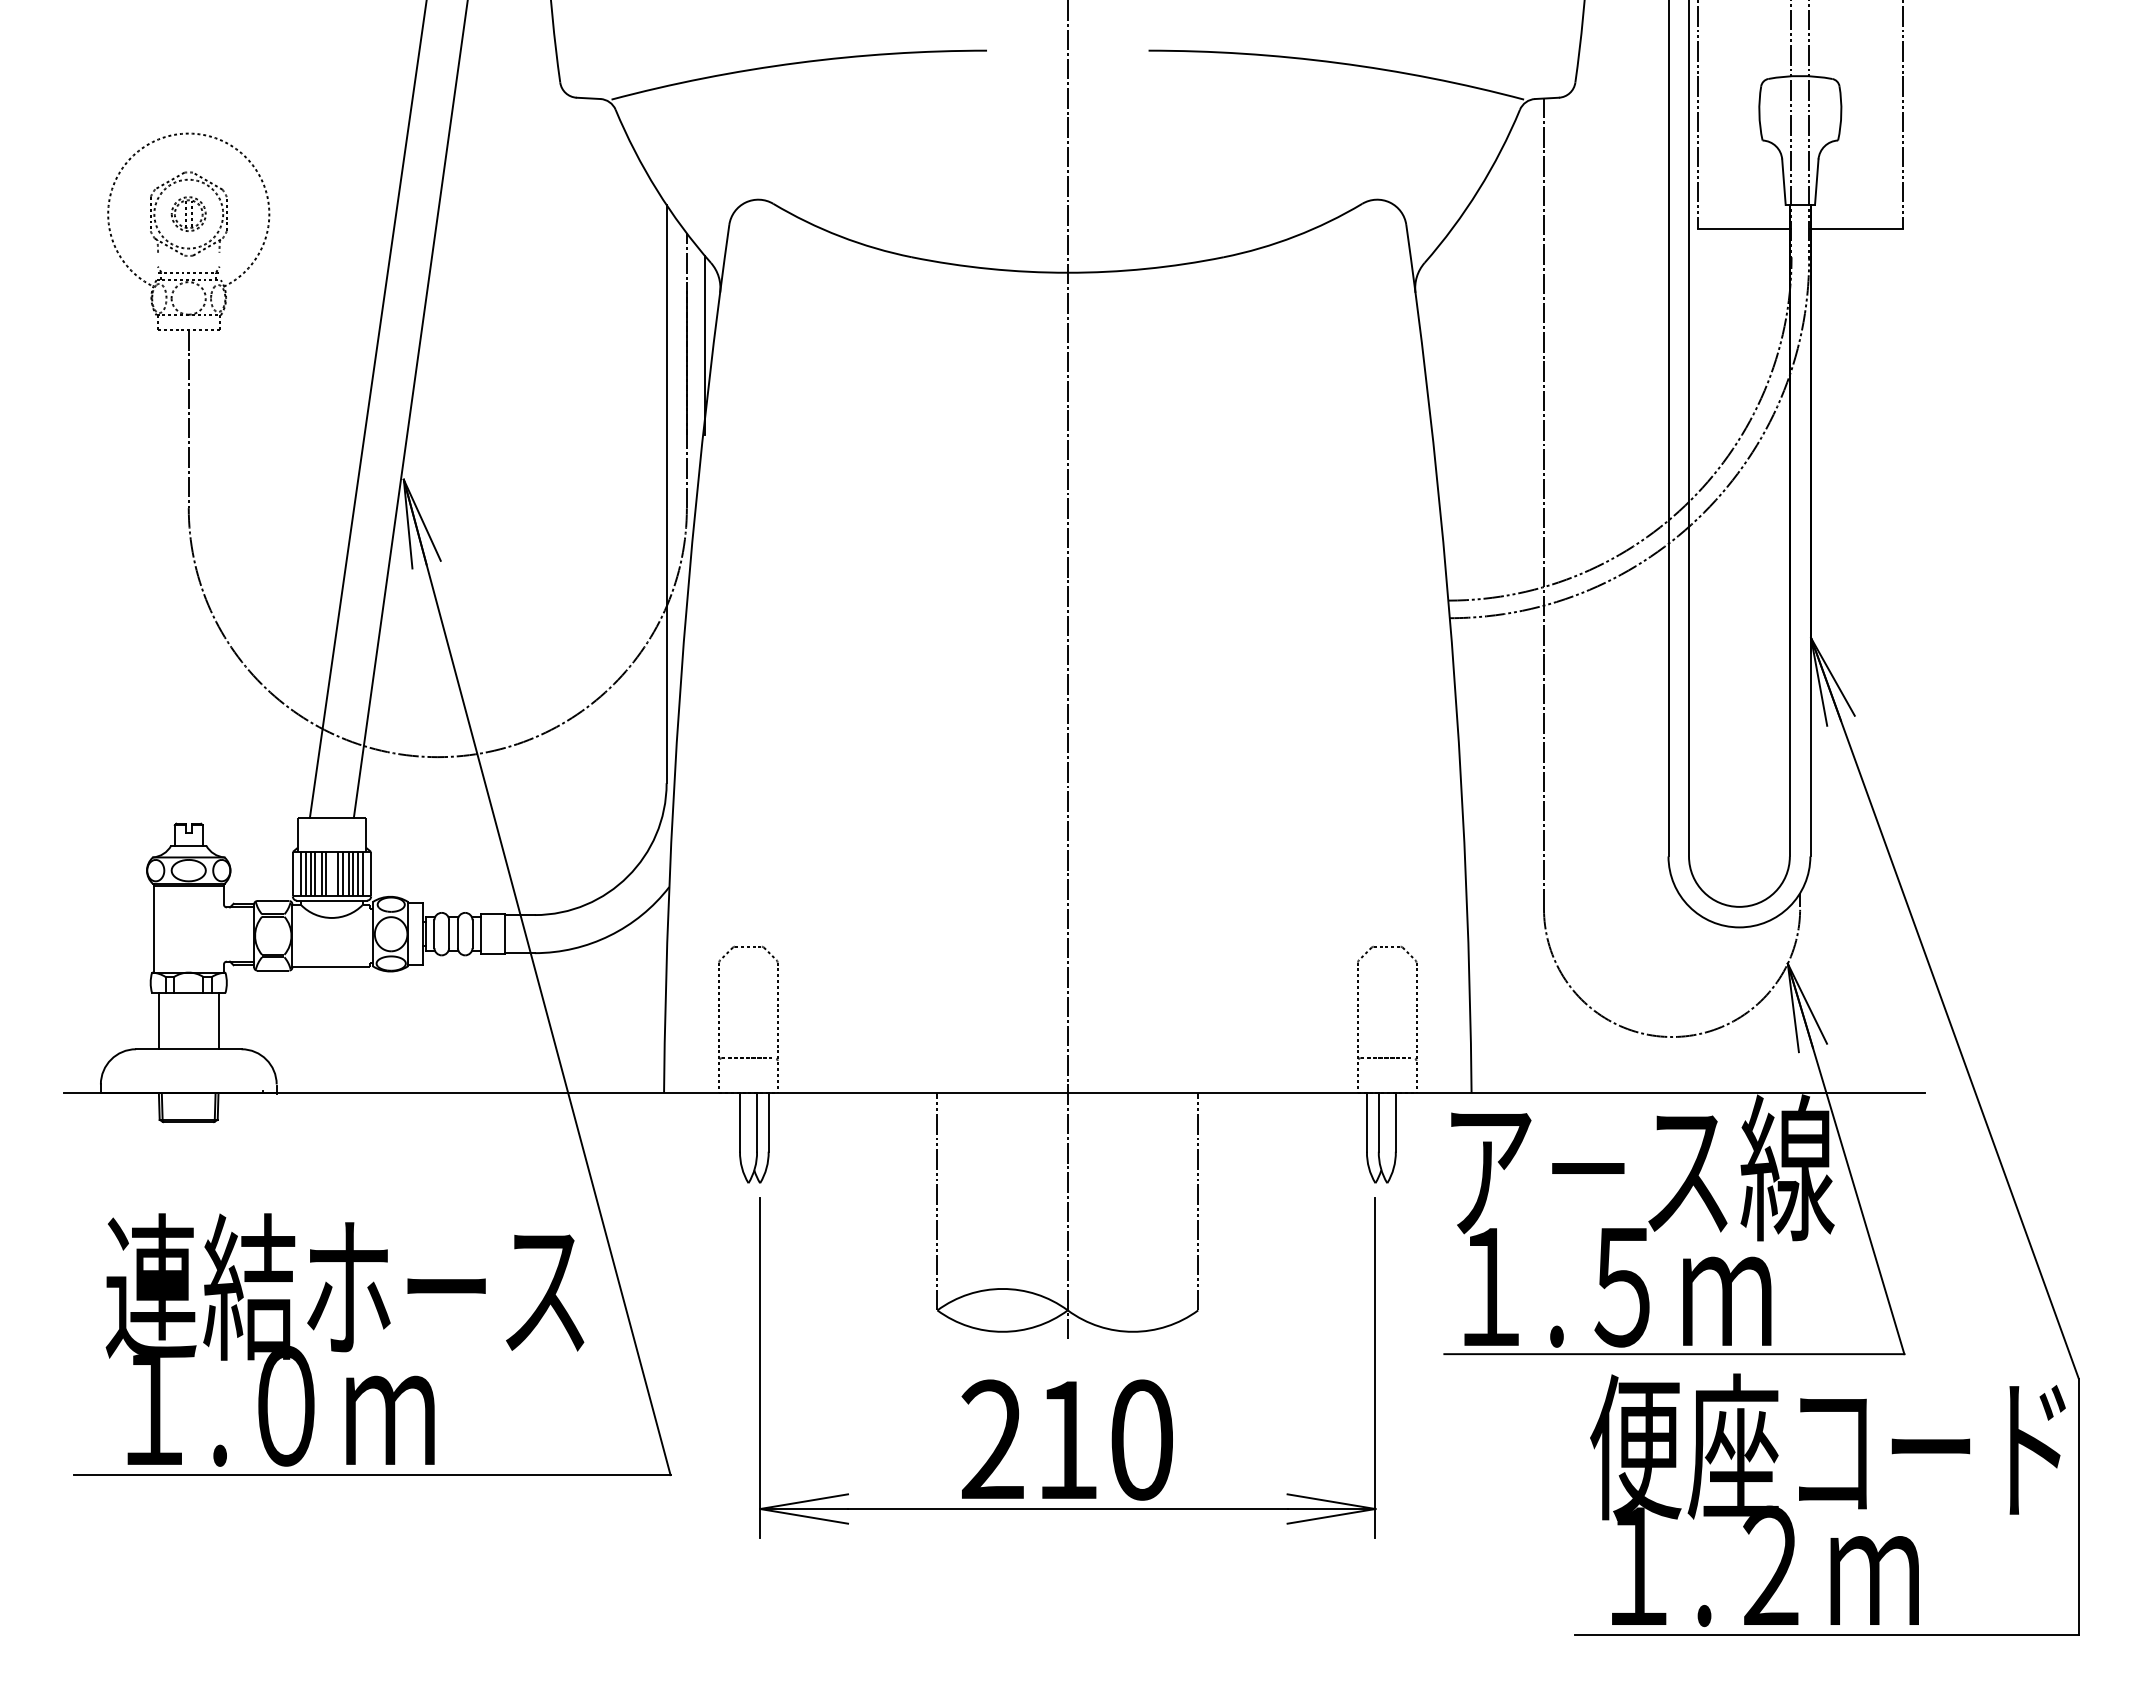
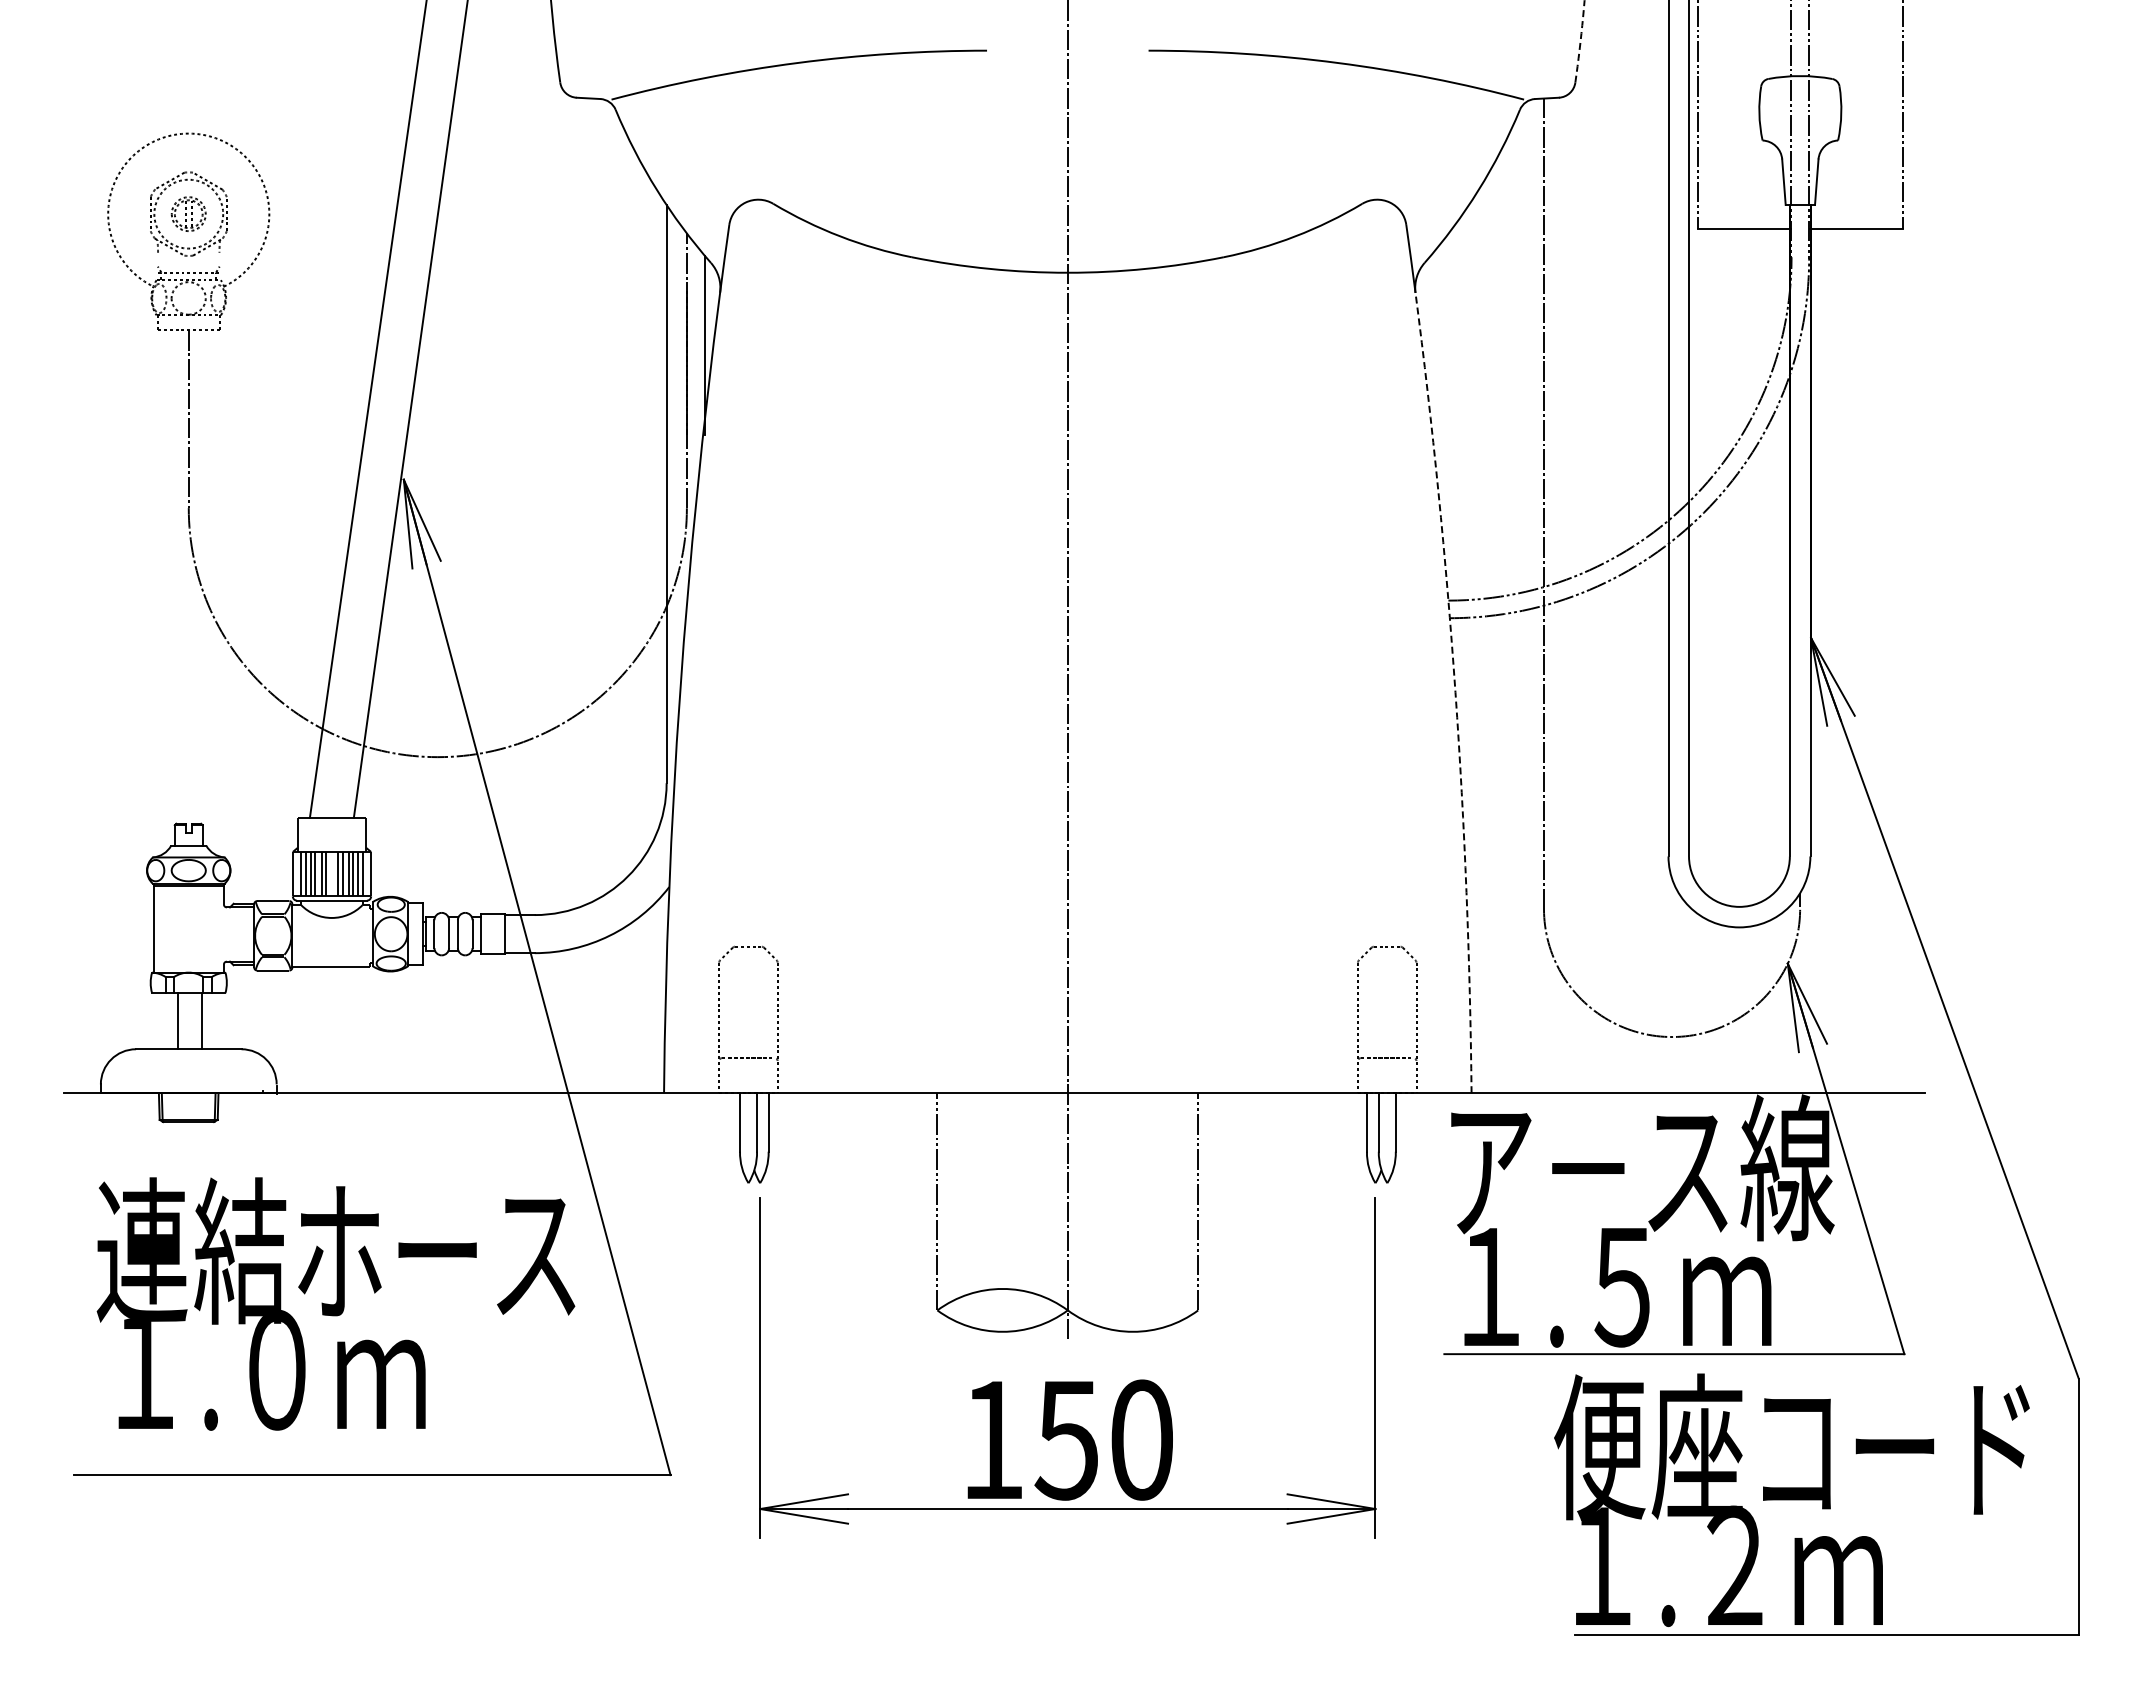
arc: solid -> dashed (1580, 41)
arc: solid -> dashed (1455, 692)
line position: (158, 1021) -> (177, 1021) (177, 1021)
line position: (218, 1021) -> (201, 1021) (201, 1021)
text position: (344, 1339) -> (335, 1303) (335, 1303)
text: 210 -> 150 (1029, 1439)
text position: (1827, 1499) -> (1791, 1499) (1791, 1499)
